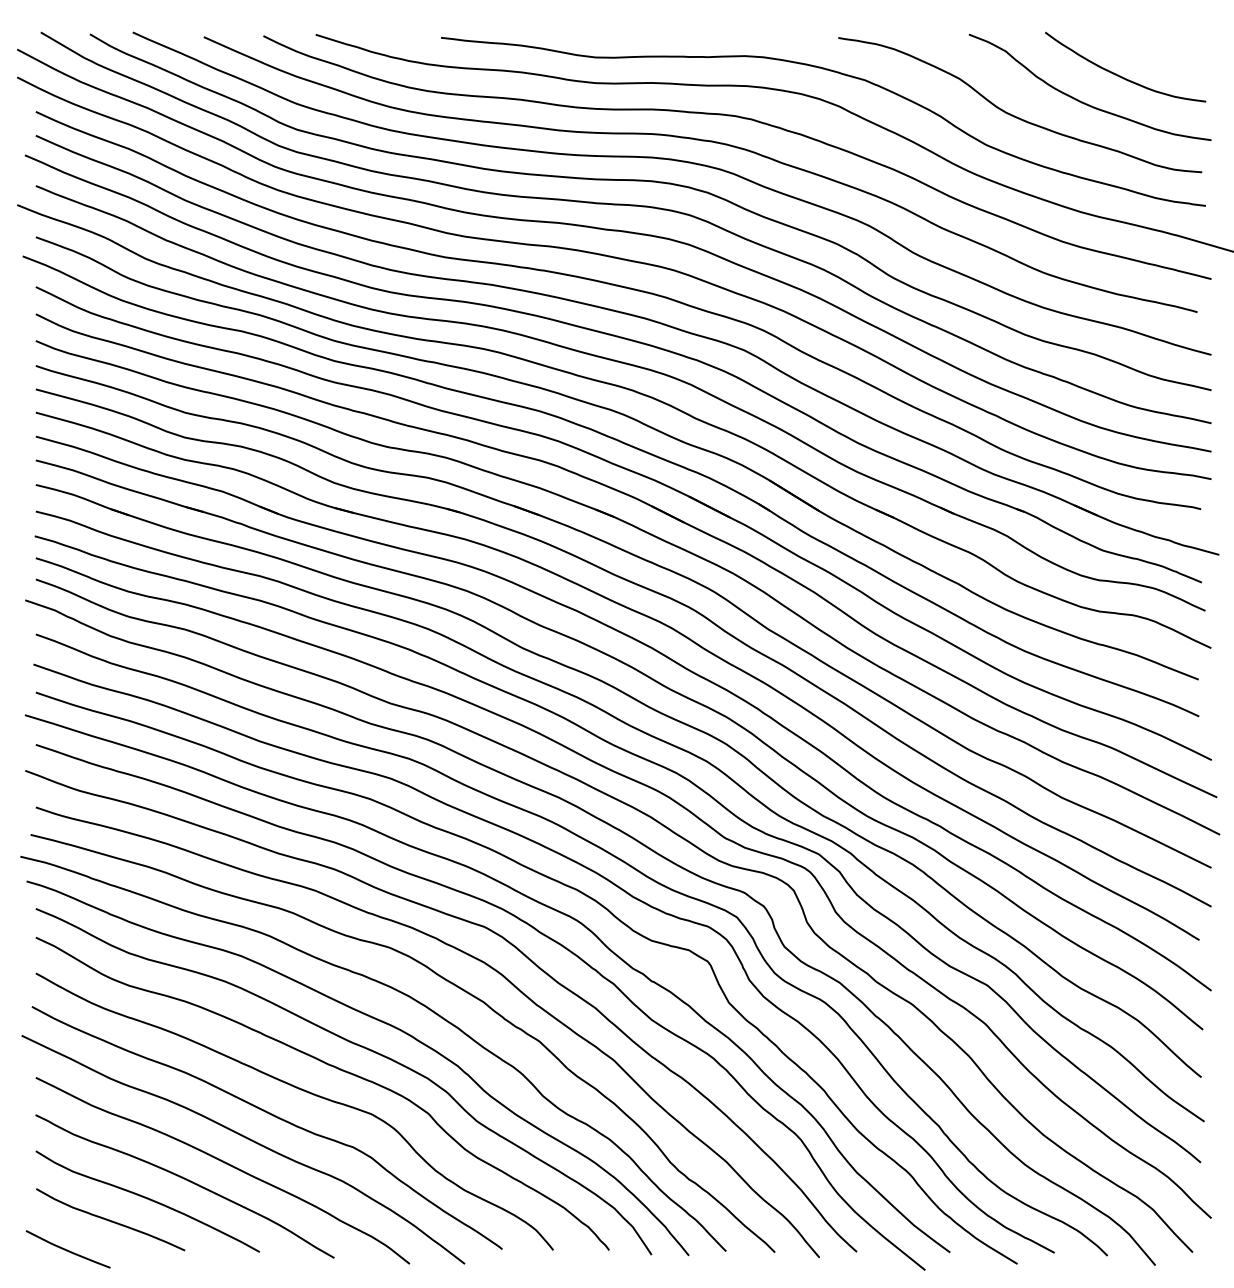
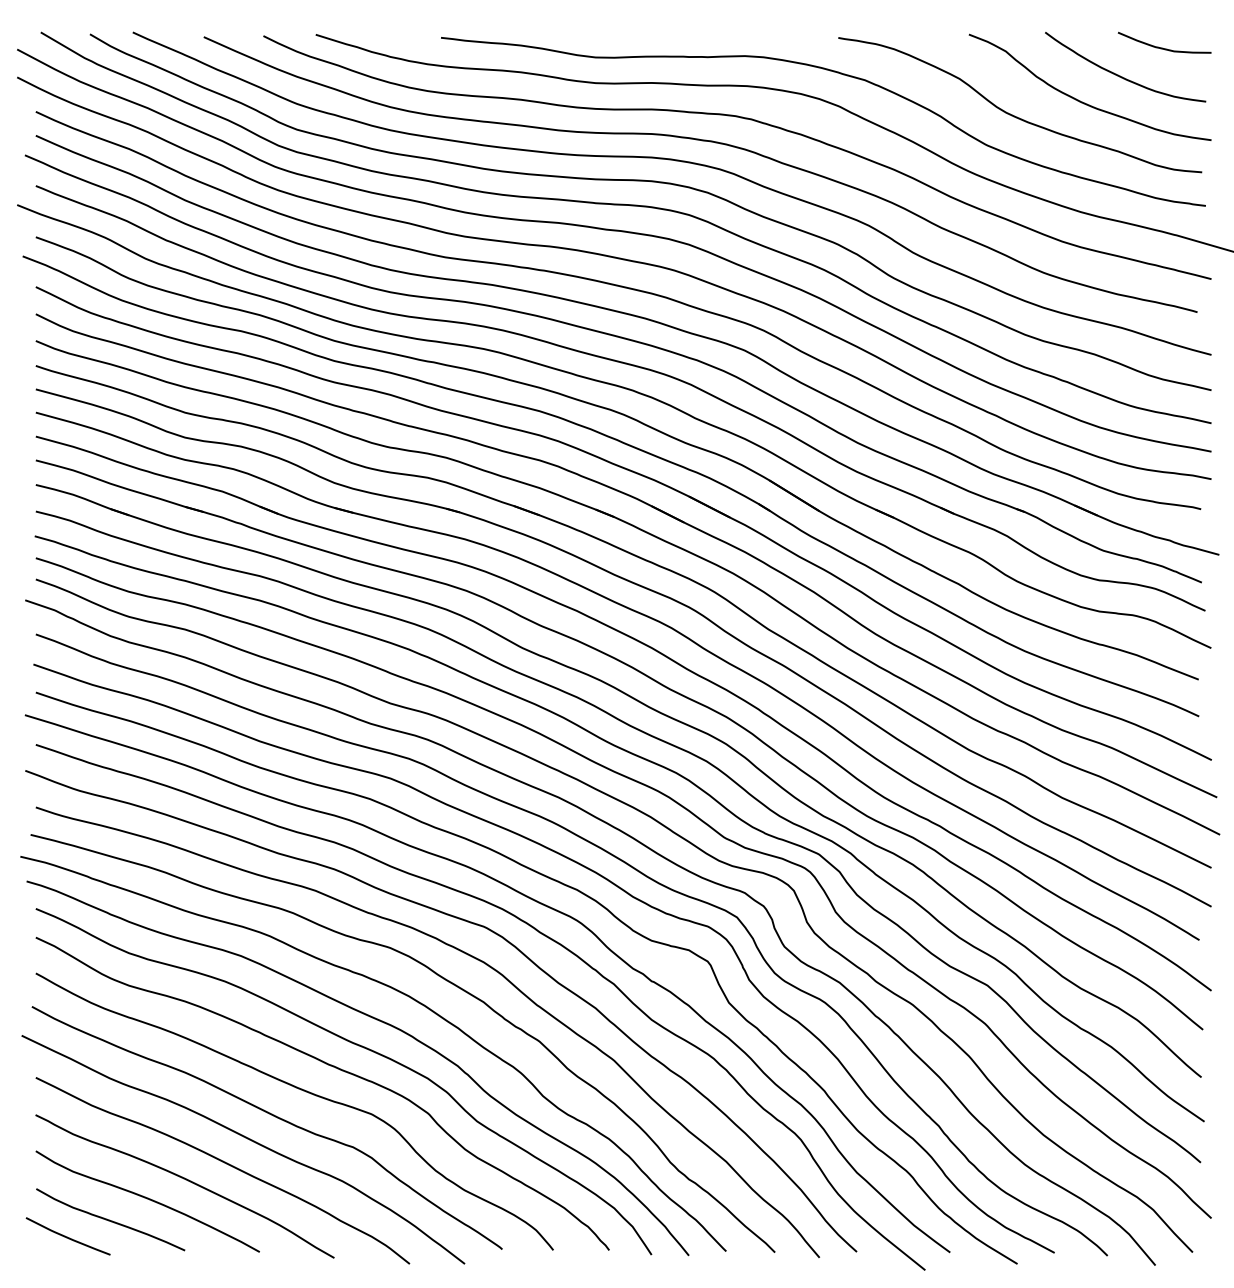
curve: none -> present (1162, 47)
curve position: (67, 1249) -> (67, 1236) (67, 1236)
